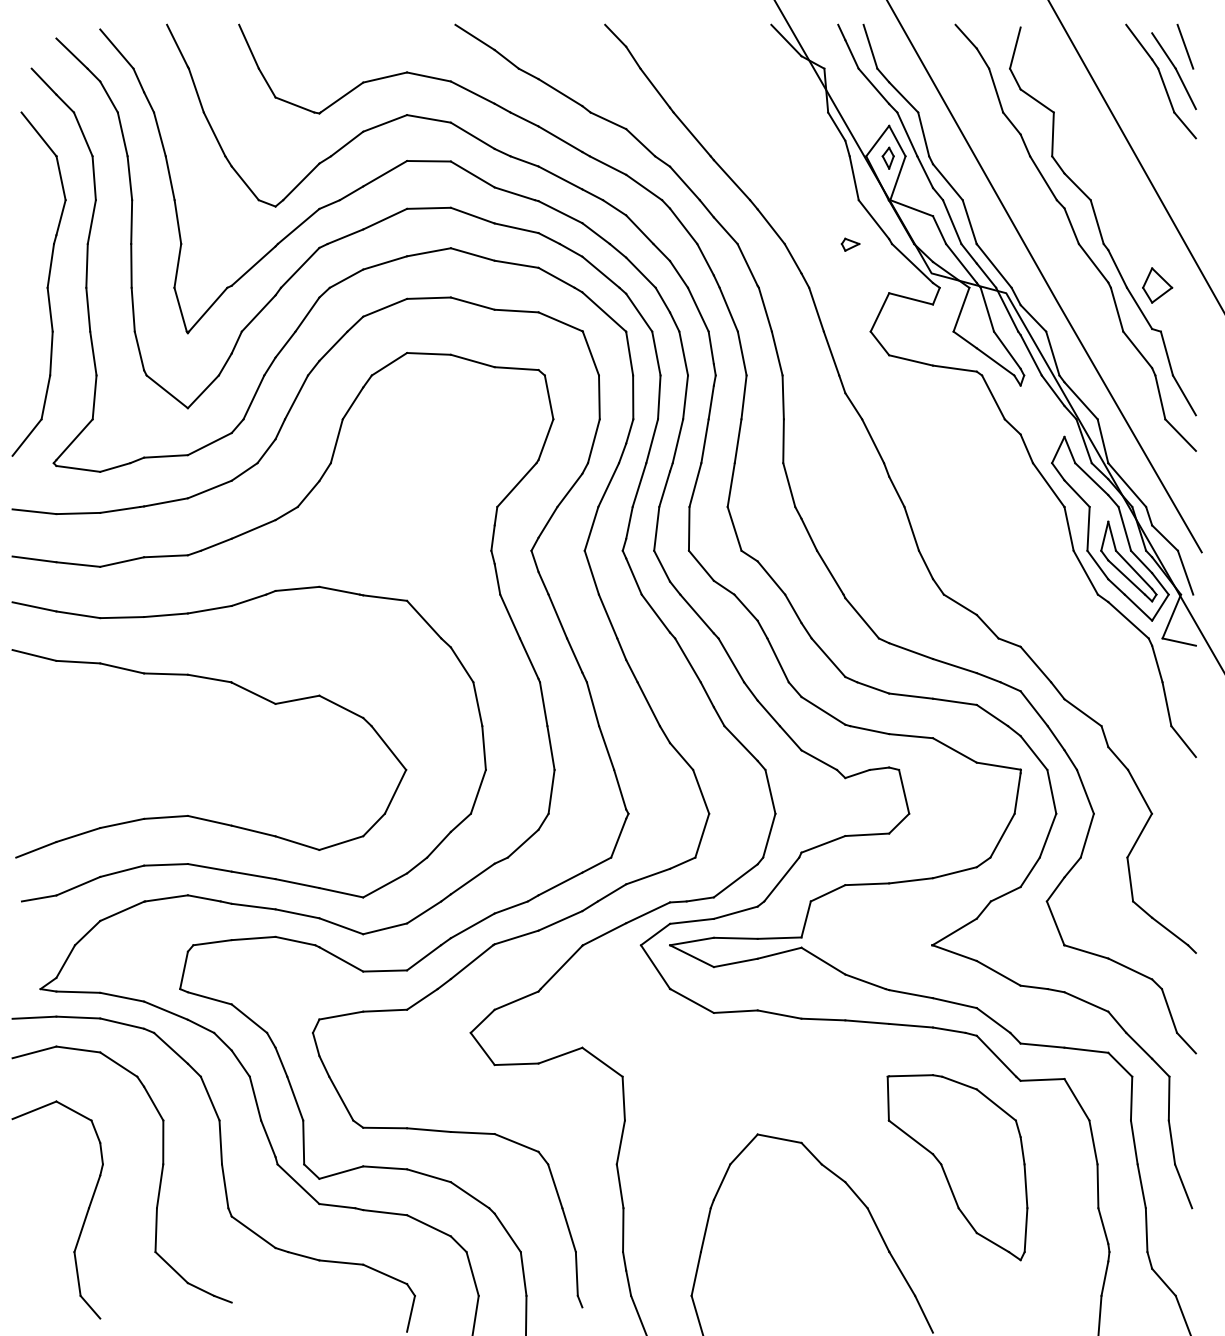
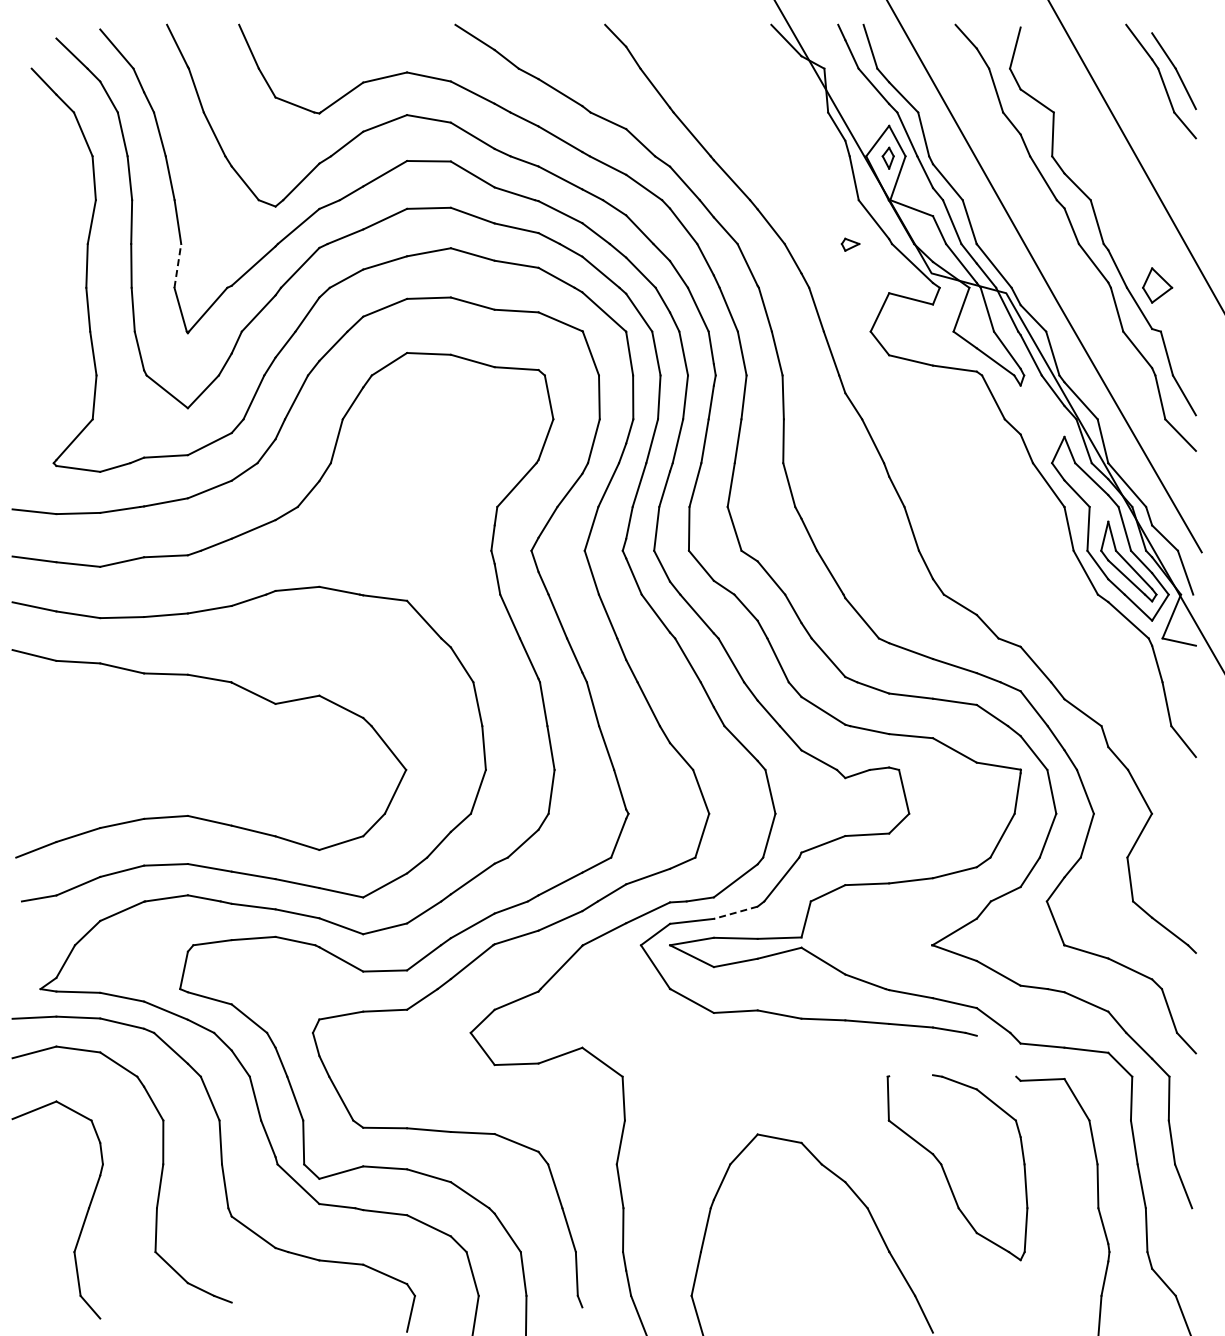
line: present -> none (1185, 46)
line: solid -> dashed (177, 265)
part: present -> none (46, 286)
line: solid -> dashed (735, 912)
line: present -> none (996, 1055)
line: present -> none (911, 1075)
